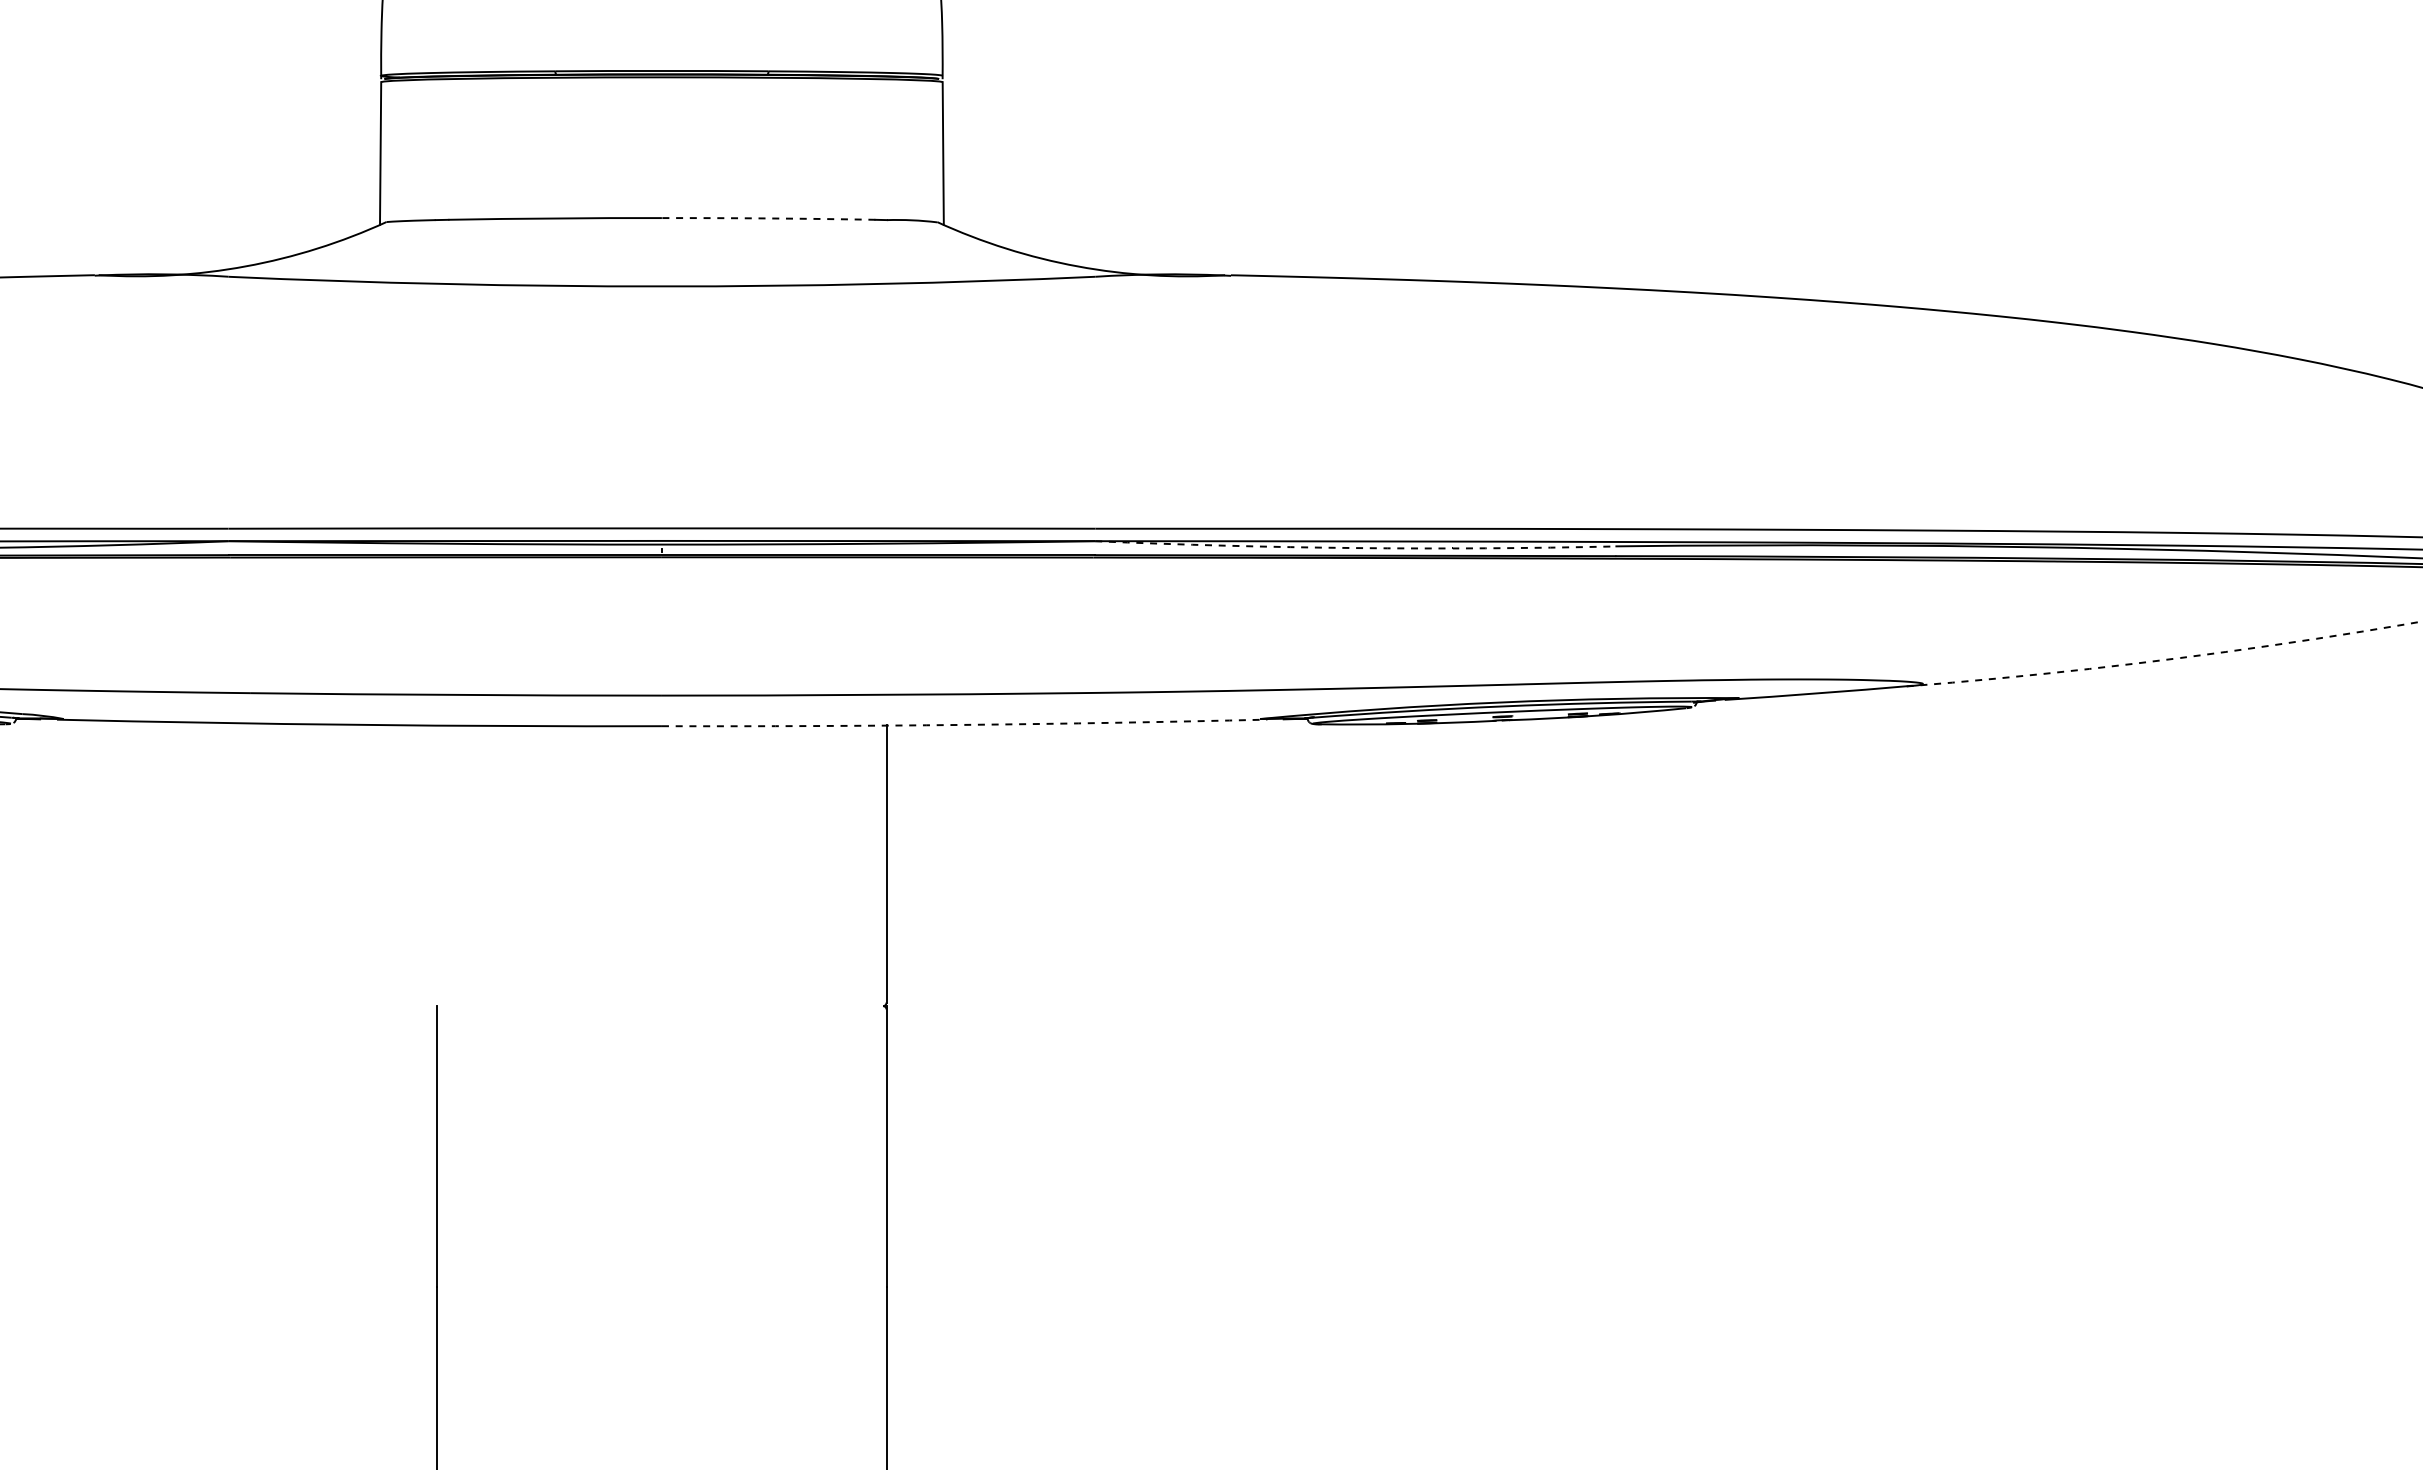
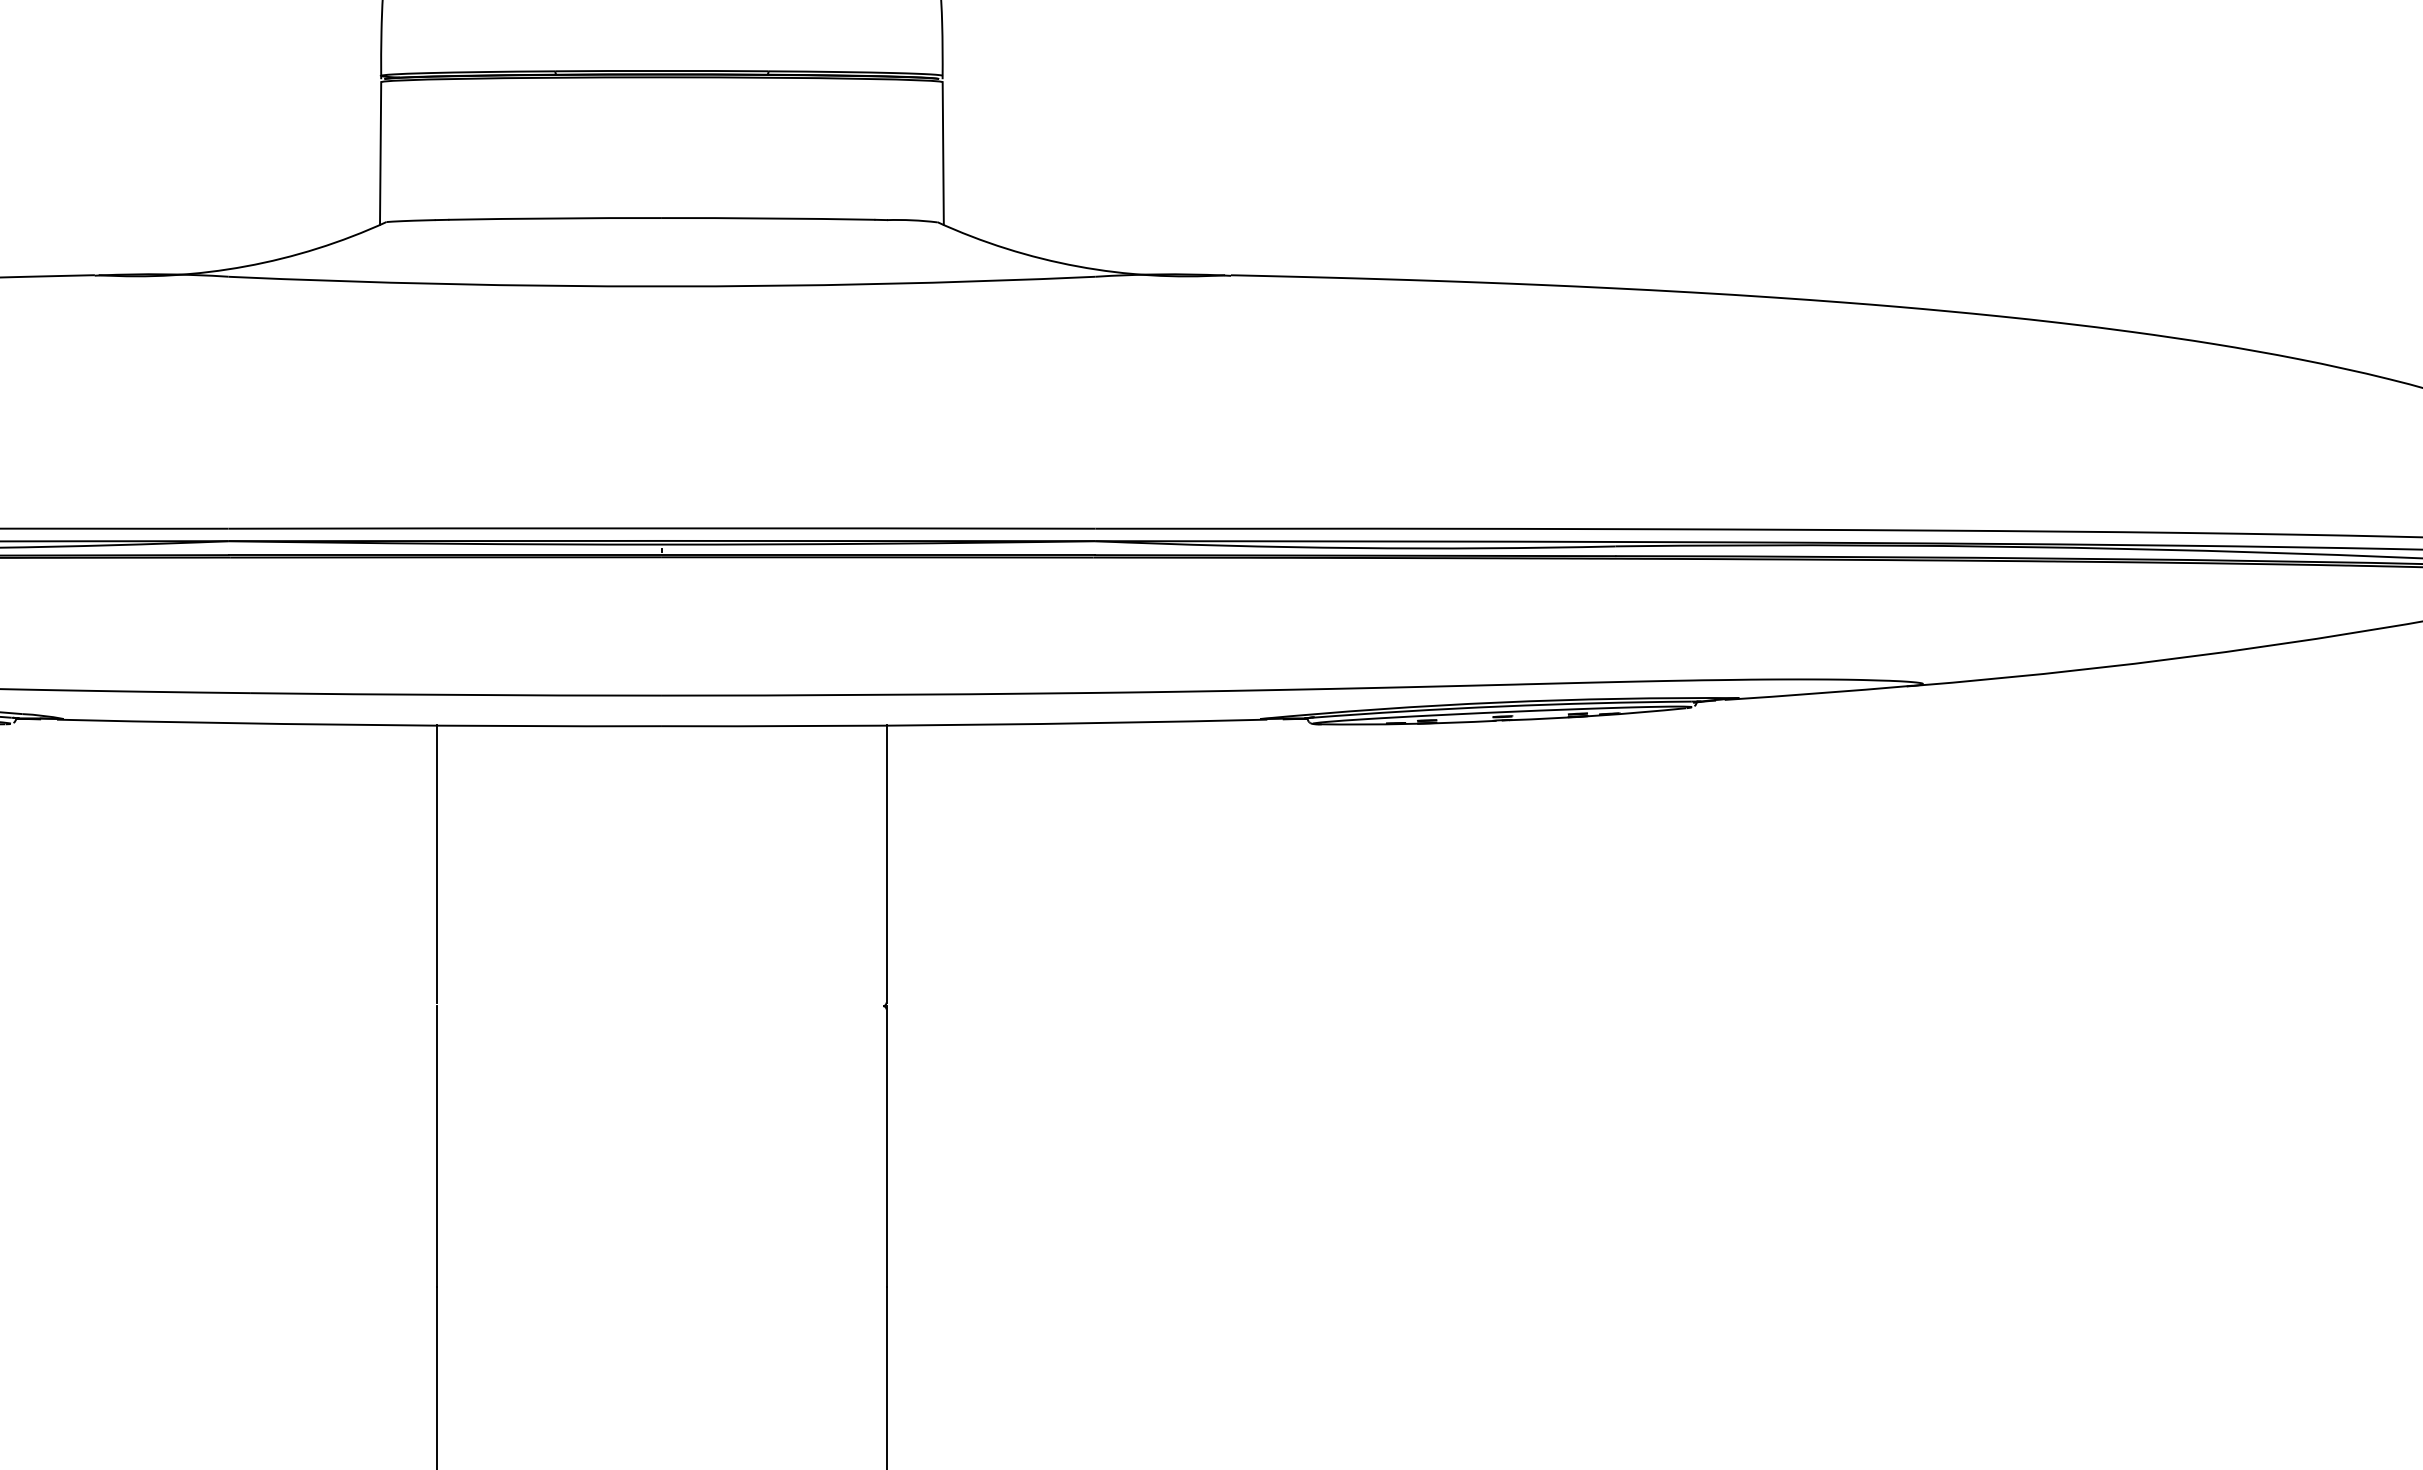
arc: dashed -> solid (768, 218)
arc: dashed -> solid (1355, 548)
arc: dashed -> solid (2166, 659)
arc: dashed -> solid (964, 724)
line: none -> present (437, 863)
